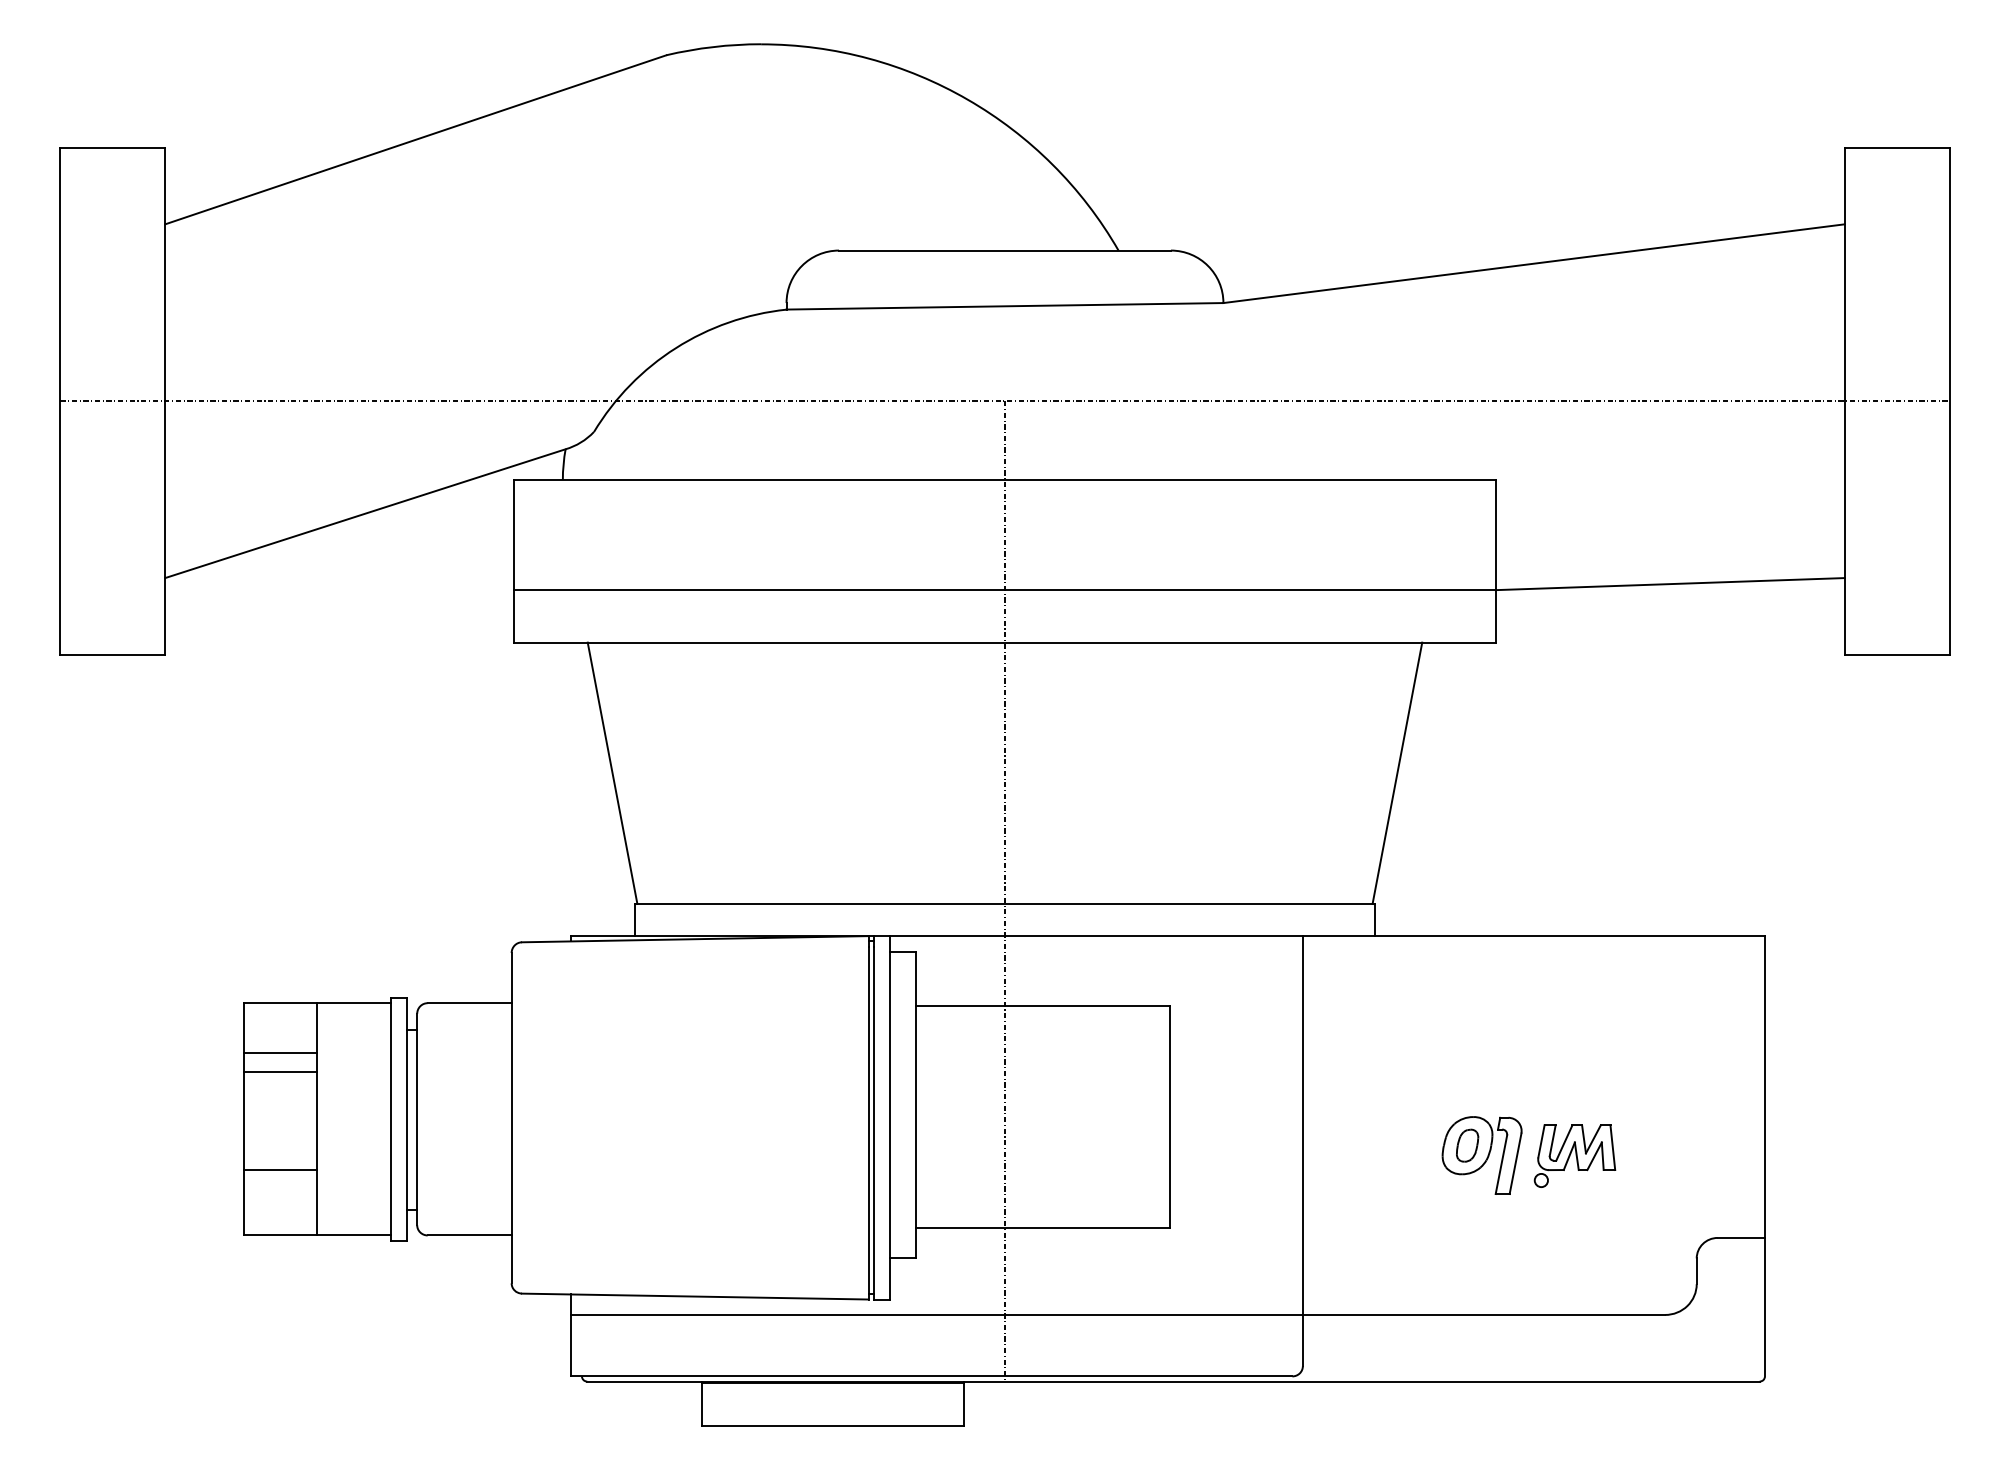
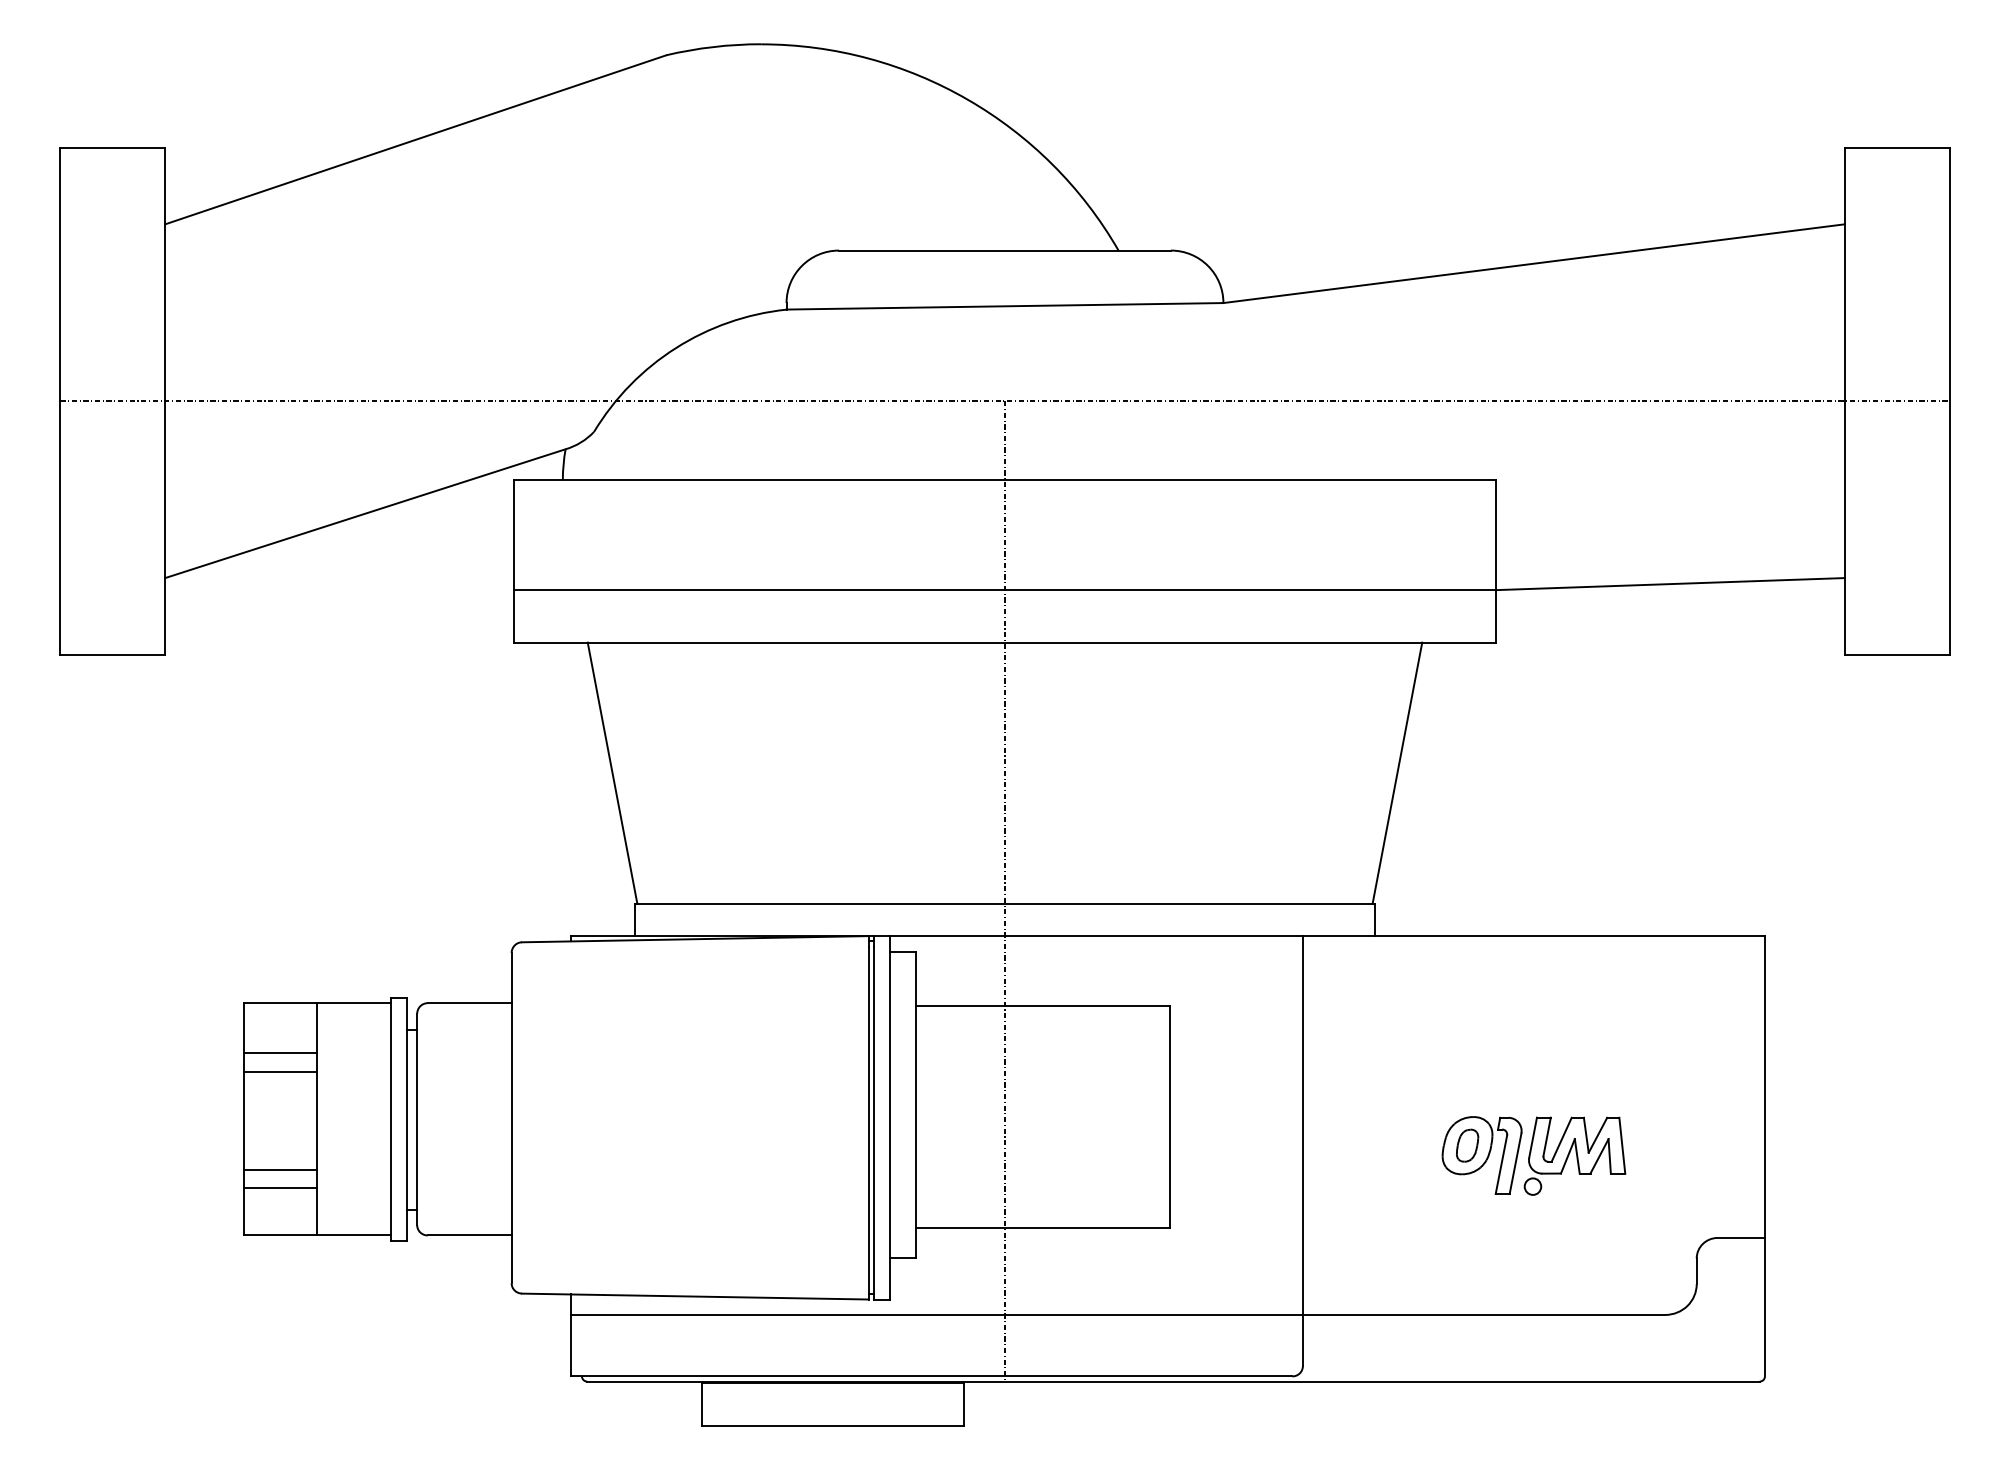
part size: 84x64 px -> 104x80 px (1574, 1155)
line: none -> present (280, 1187)
